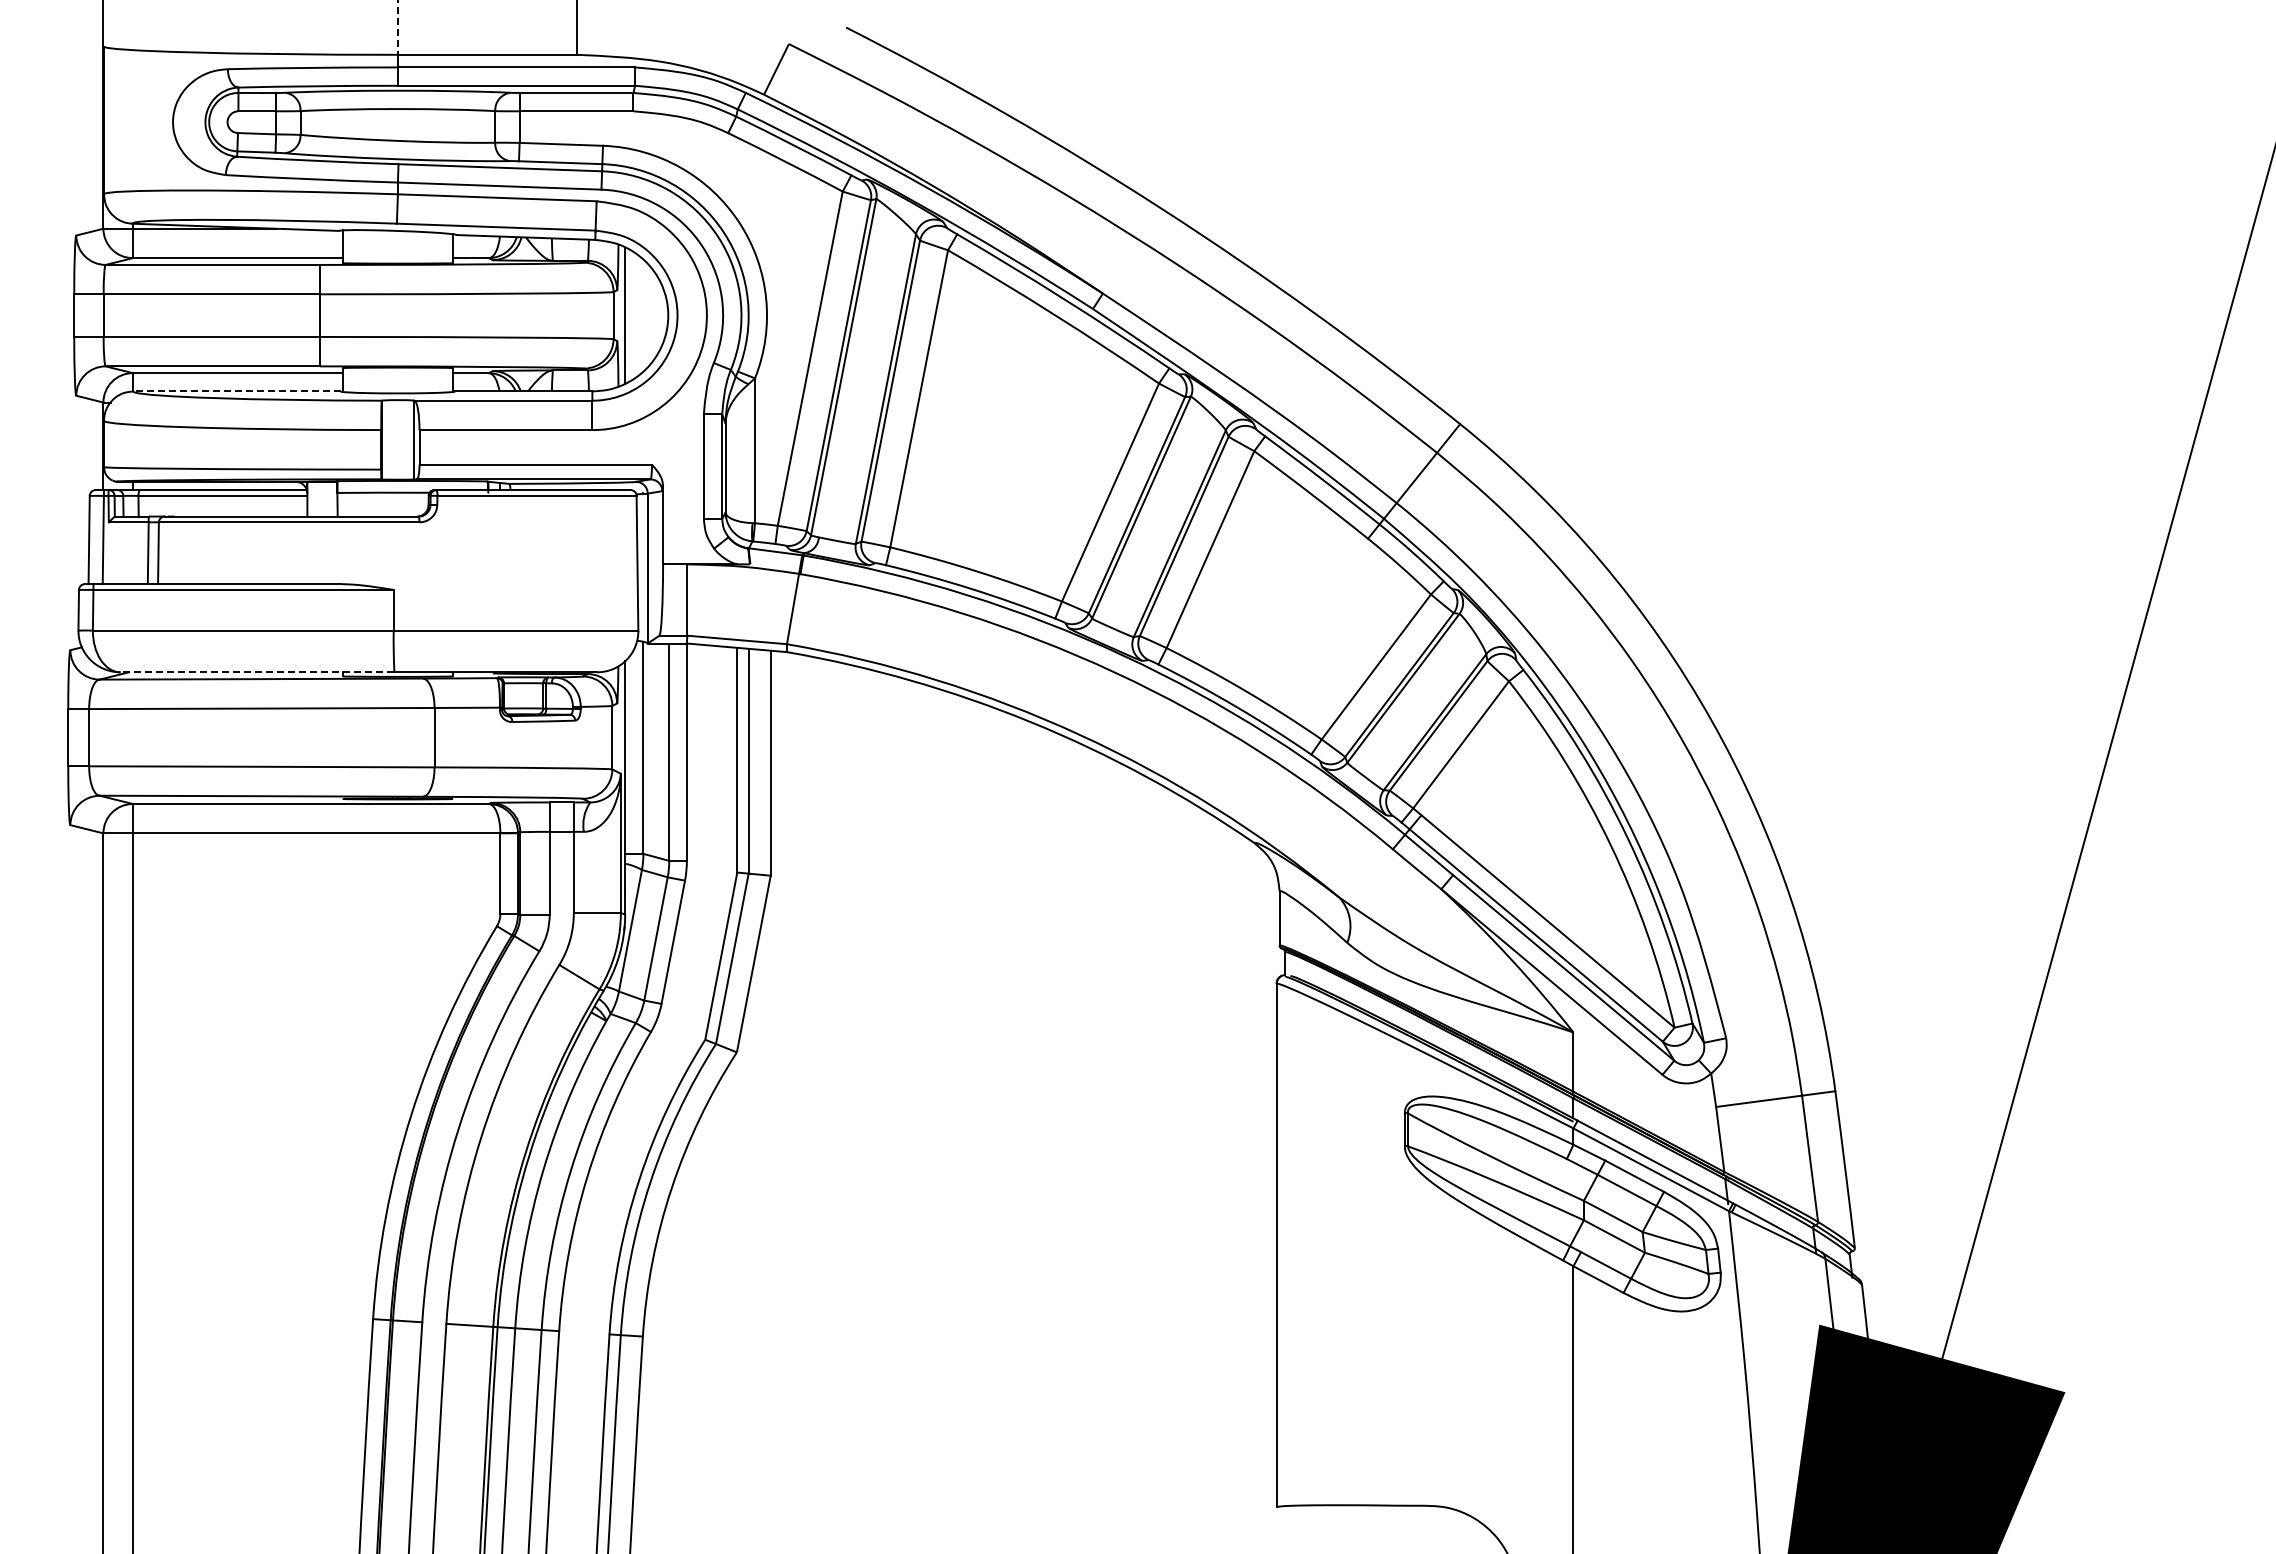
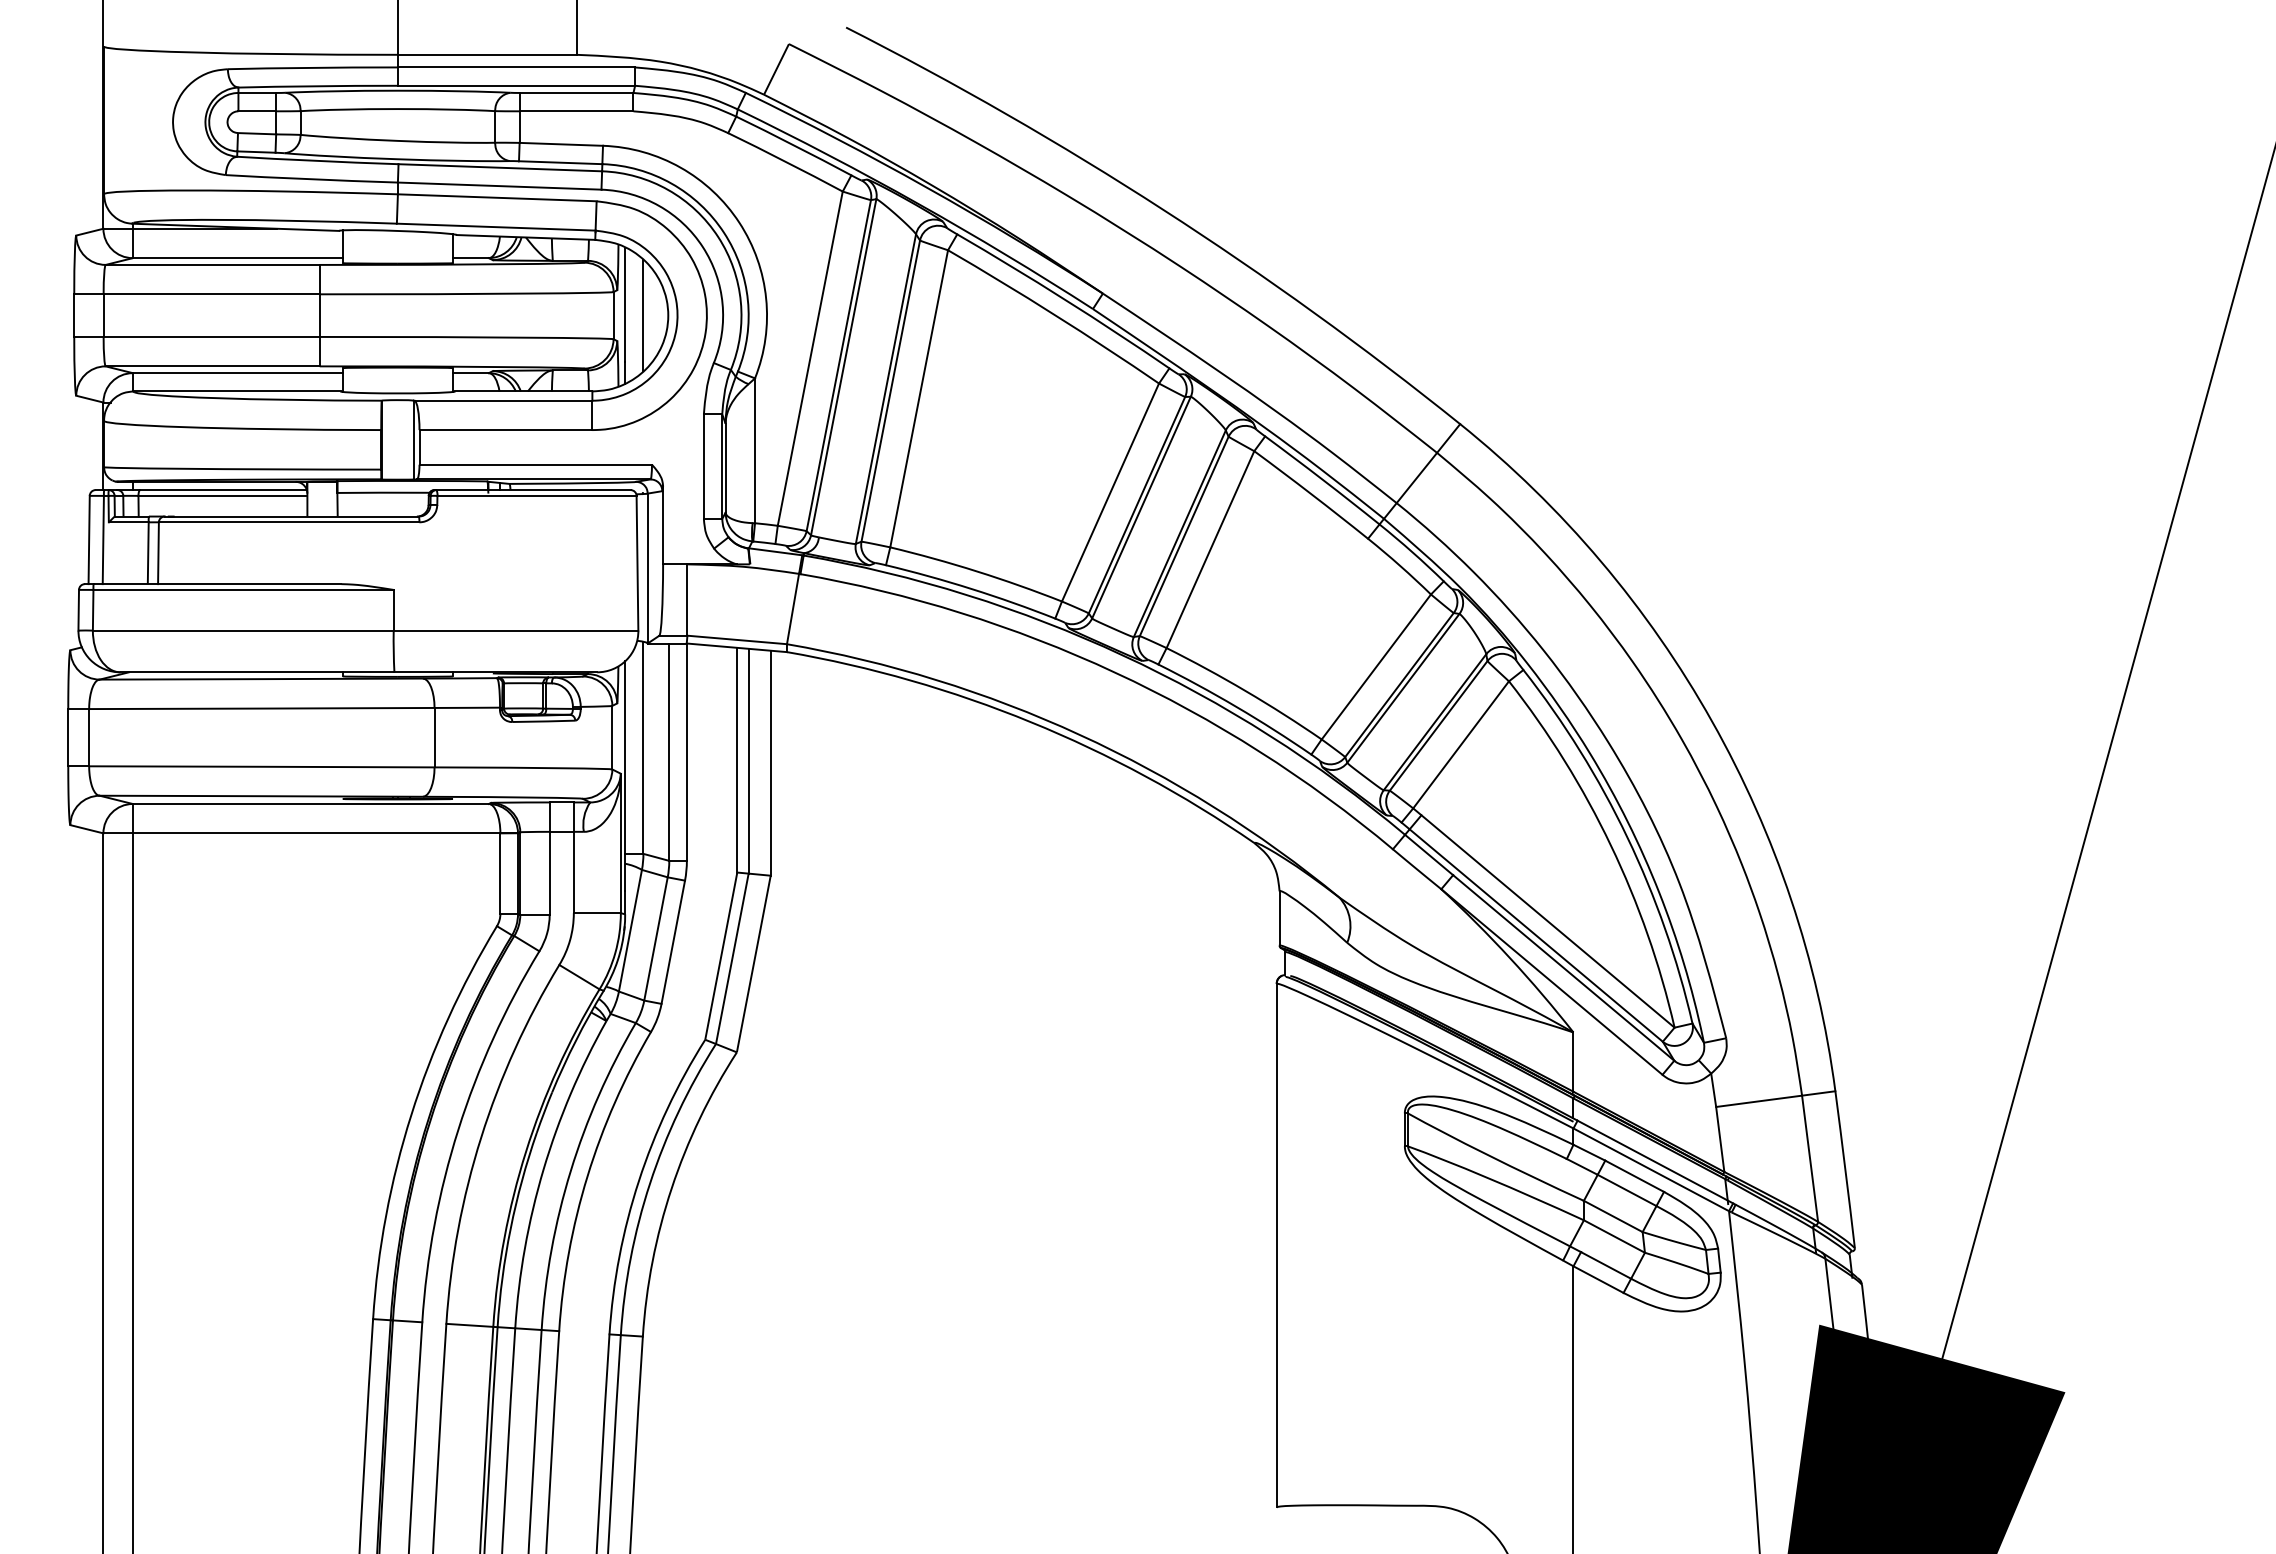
line: dashed -> solid (397, 27)
line: none -> present (643, 315)
line: dashed -> solid (237, 391)
line: dashed -> solid (257, 672)
